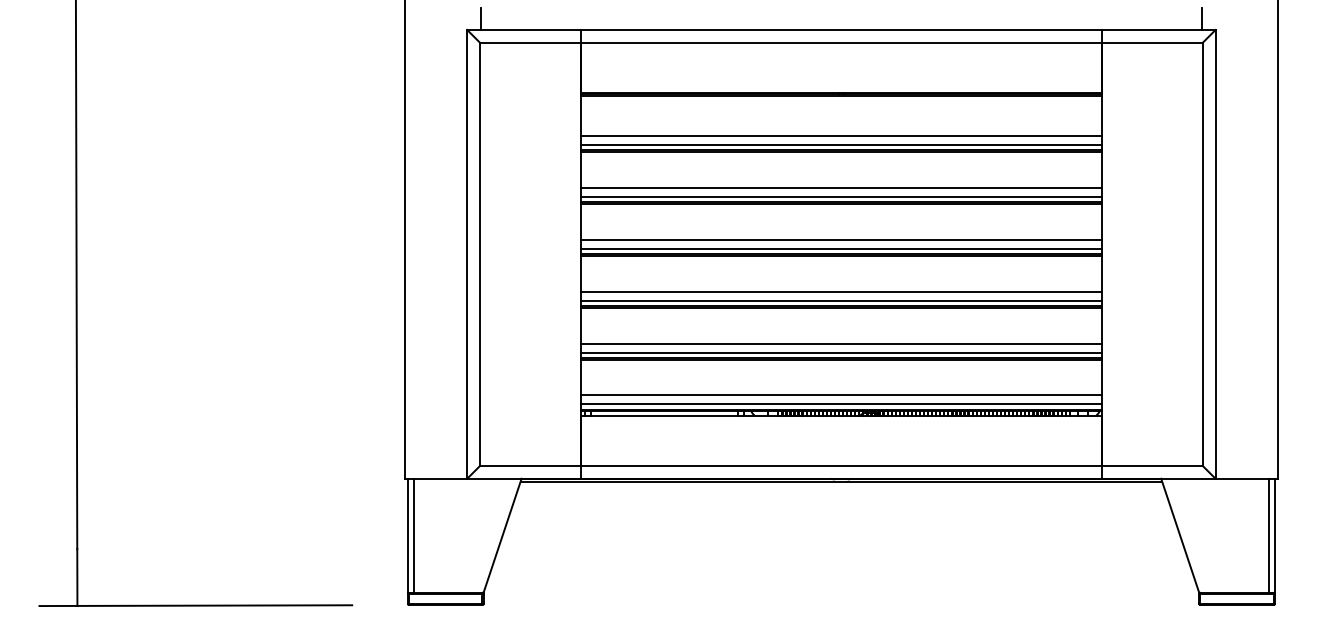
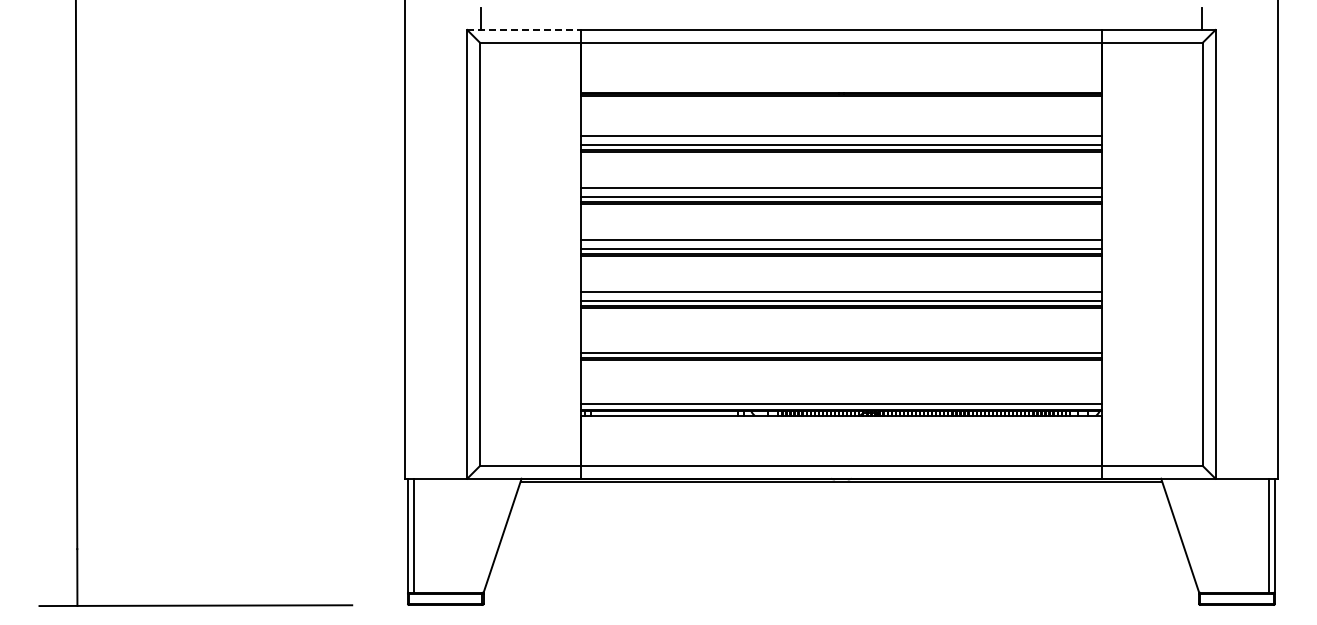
line: solid -> dashed (524, 30)
line: present -> none (841, 343)
line: present -> none (841, 395)
